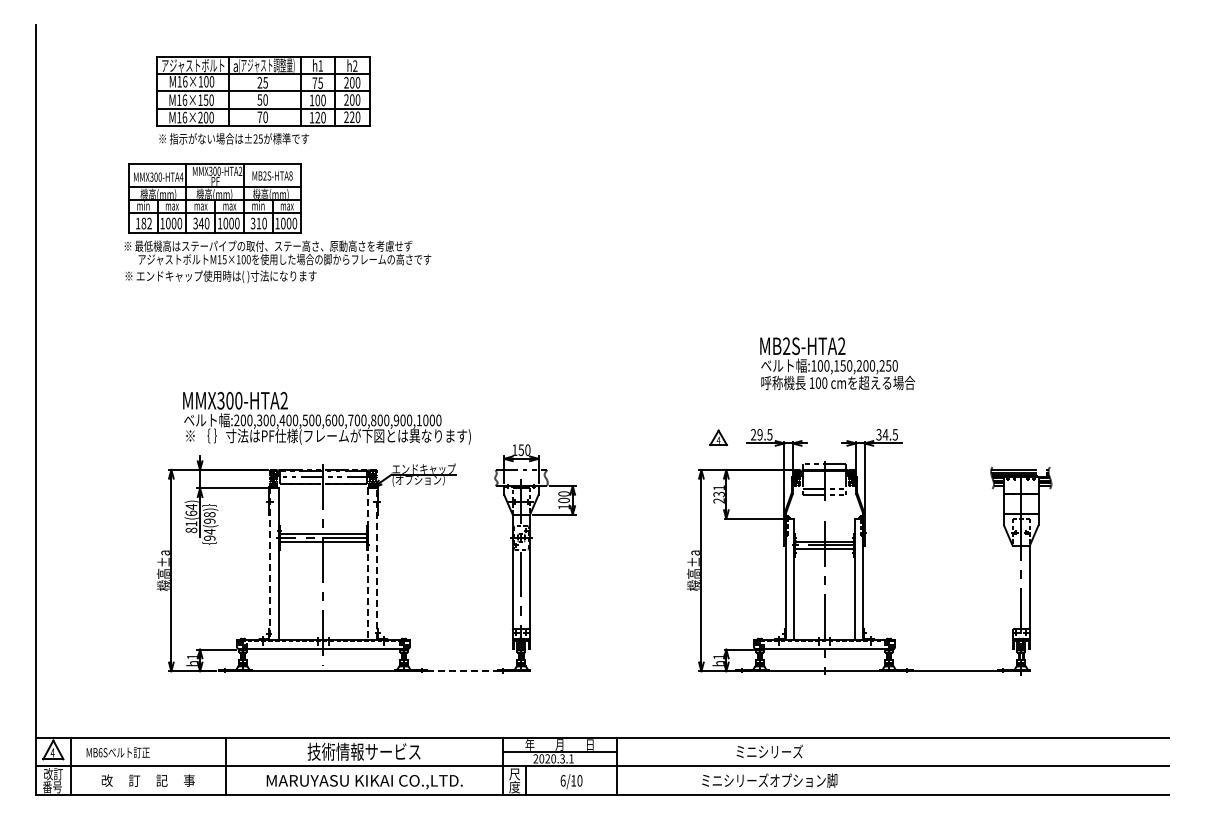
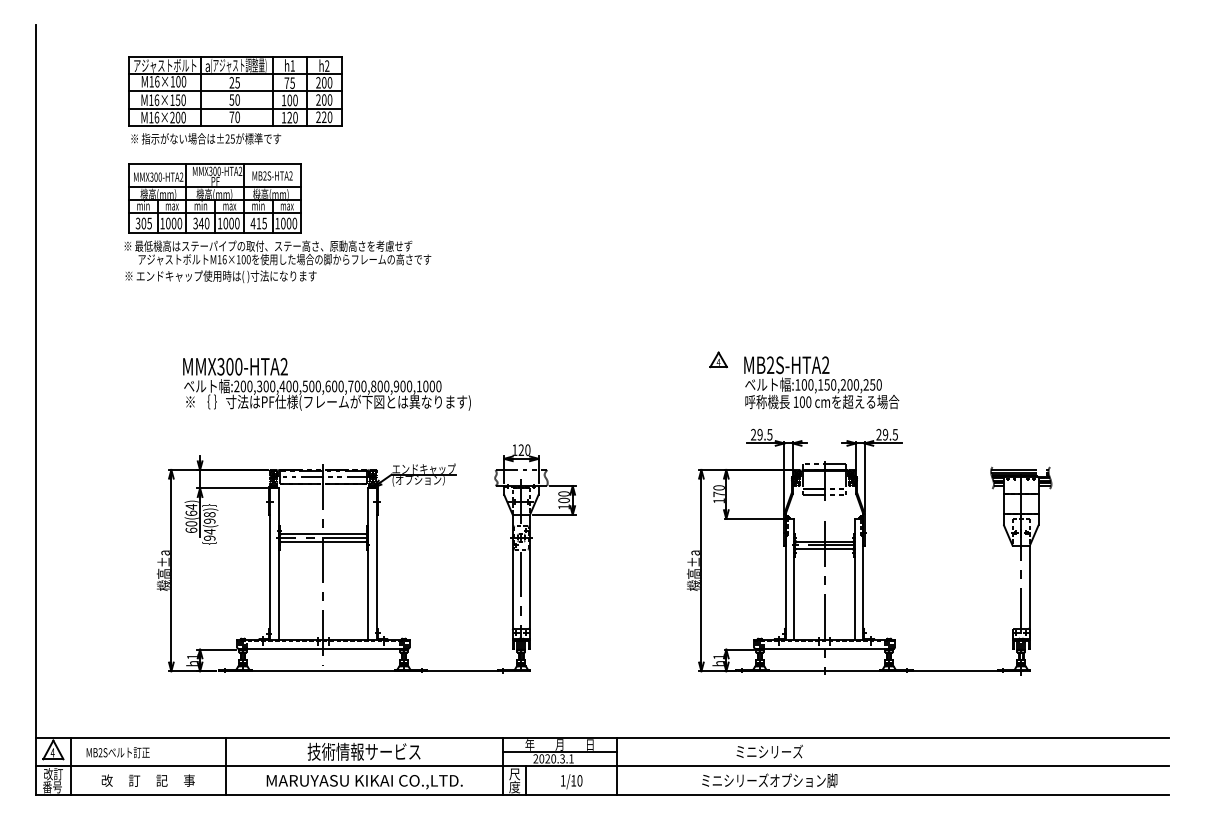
part position: (263, 100) -> (235, 100) (235, 100)
text: MB2S-HTA8 -> MB2S-HTA2 (290, 175)
text: MMX300-HTA4 -> MMX300-HTA2 (181, 176)
text: max -> min (201, 205)
text: 182 -> 305 (143, 223)
text: 310 -> 415 (258, 223)
text: M15×100 -> M16×100 (224, 259)
text position: (837, 363) -> (821, 382) (821, 382)
text position: (326, 418) -> (326, 384) (326, 384)
text: 34.5 -> 29.5 (882, 434)
part position: (718, 437) -> (718, 359) (718, 359)
text: 150 -> 120 (520, 450)
text: 231 -> 170 (718, 494)
text: 81(64) -> 60(64) (191, 527)
line: dashed -> solid (376, 563)
line: dashed -> solid (270, 564)
line: dashed -> solid (367, 564)
line: dashed -> solid (463, 671)
text: MB6S -> MB2S (100, 752)
text: 6/10 -> 1/10 (562, 780)
